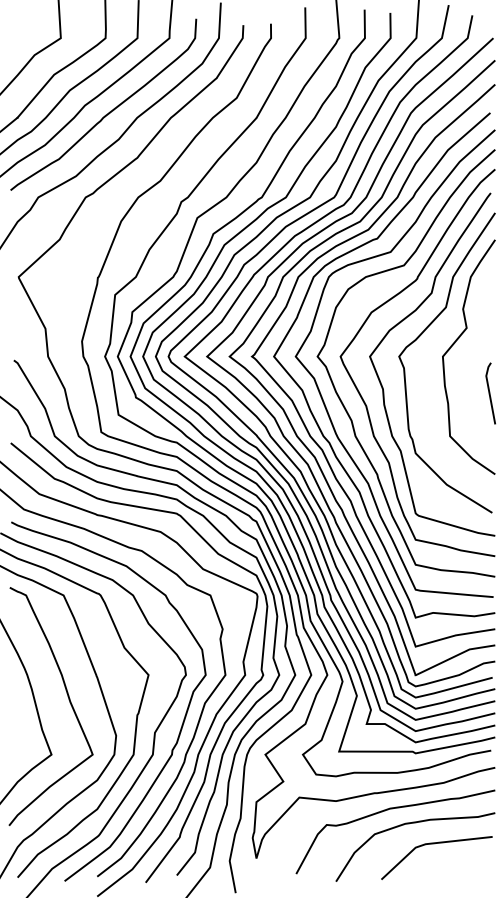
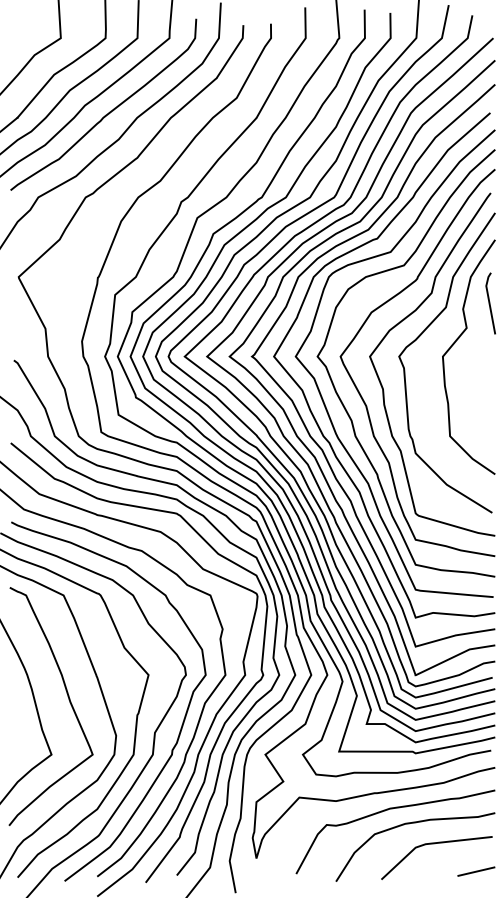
line position: (490, 393) -> (490, 303) (490, 303)
line: none -> present (476, 871)
